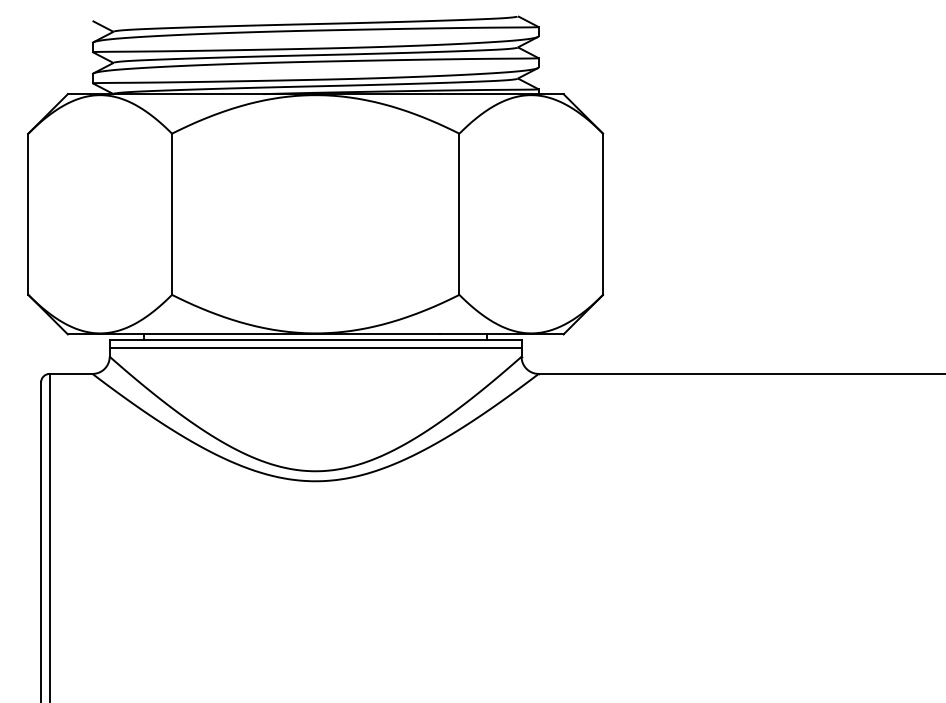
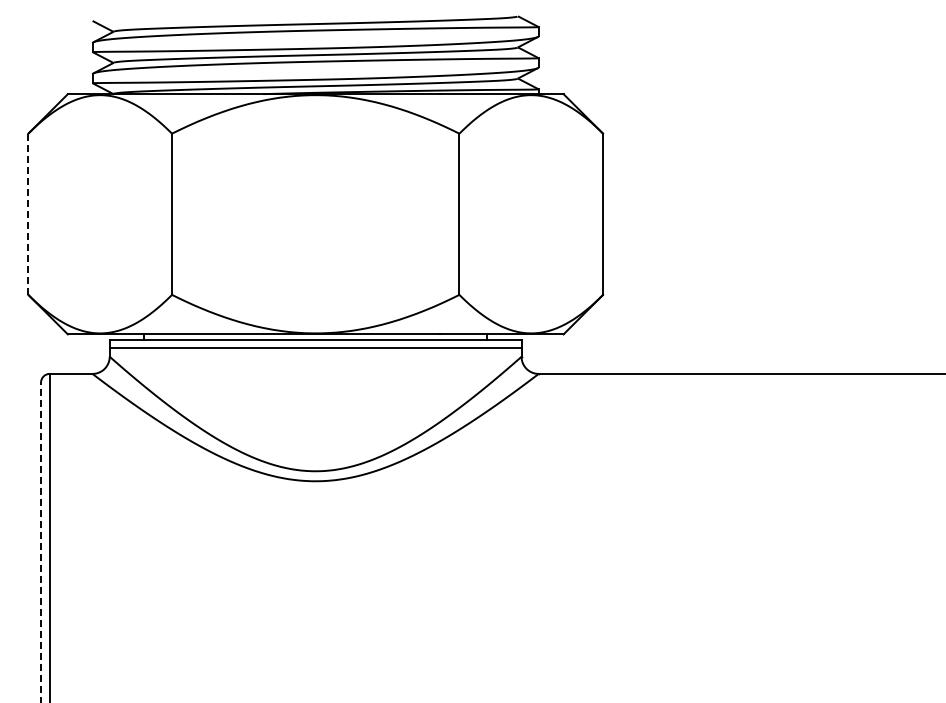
line: solid -> dashed (28, 214)
line: solid -> dashed (41, 542)
